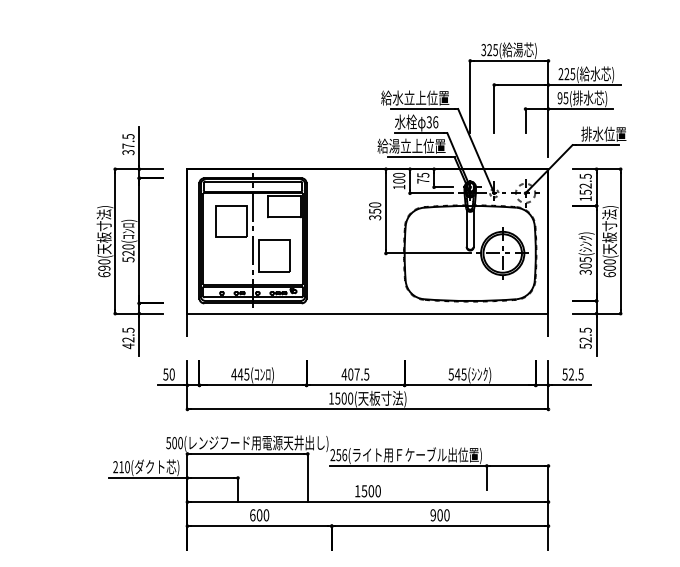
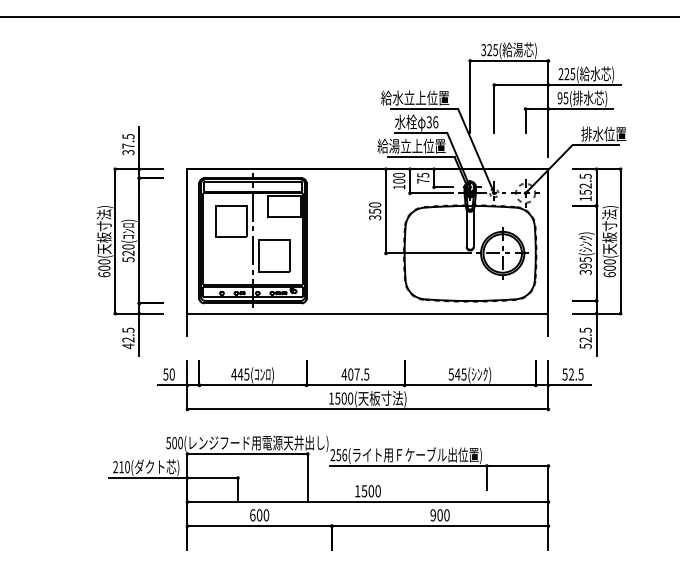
line: none -> present (339, 16)
text: 305( -> 395( (585, 265)
text: 690( -> 600( (104, 267)
